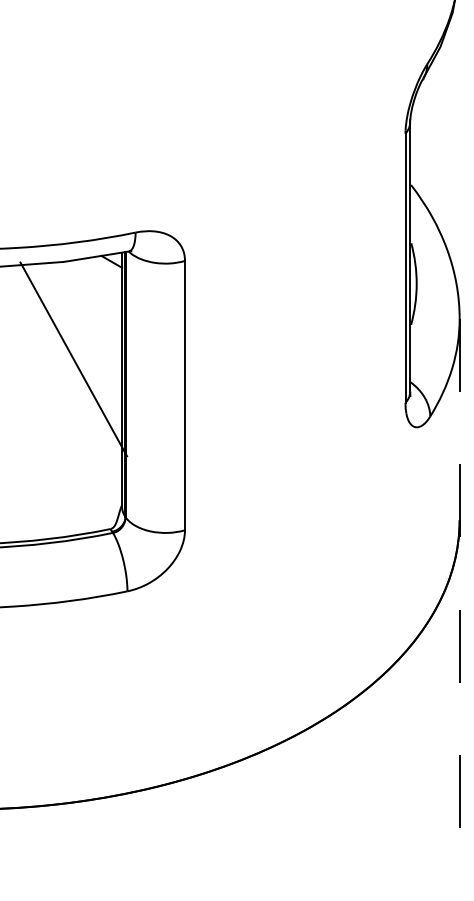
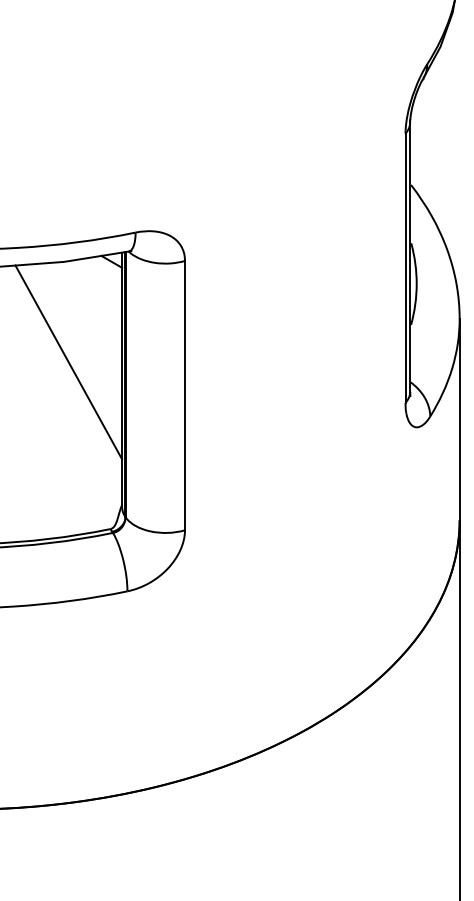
line position: (73, 359) -> (68, 362) (68, 362)
line: dashed -> solid (459, 609)
